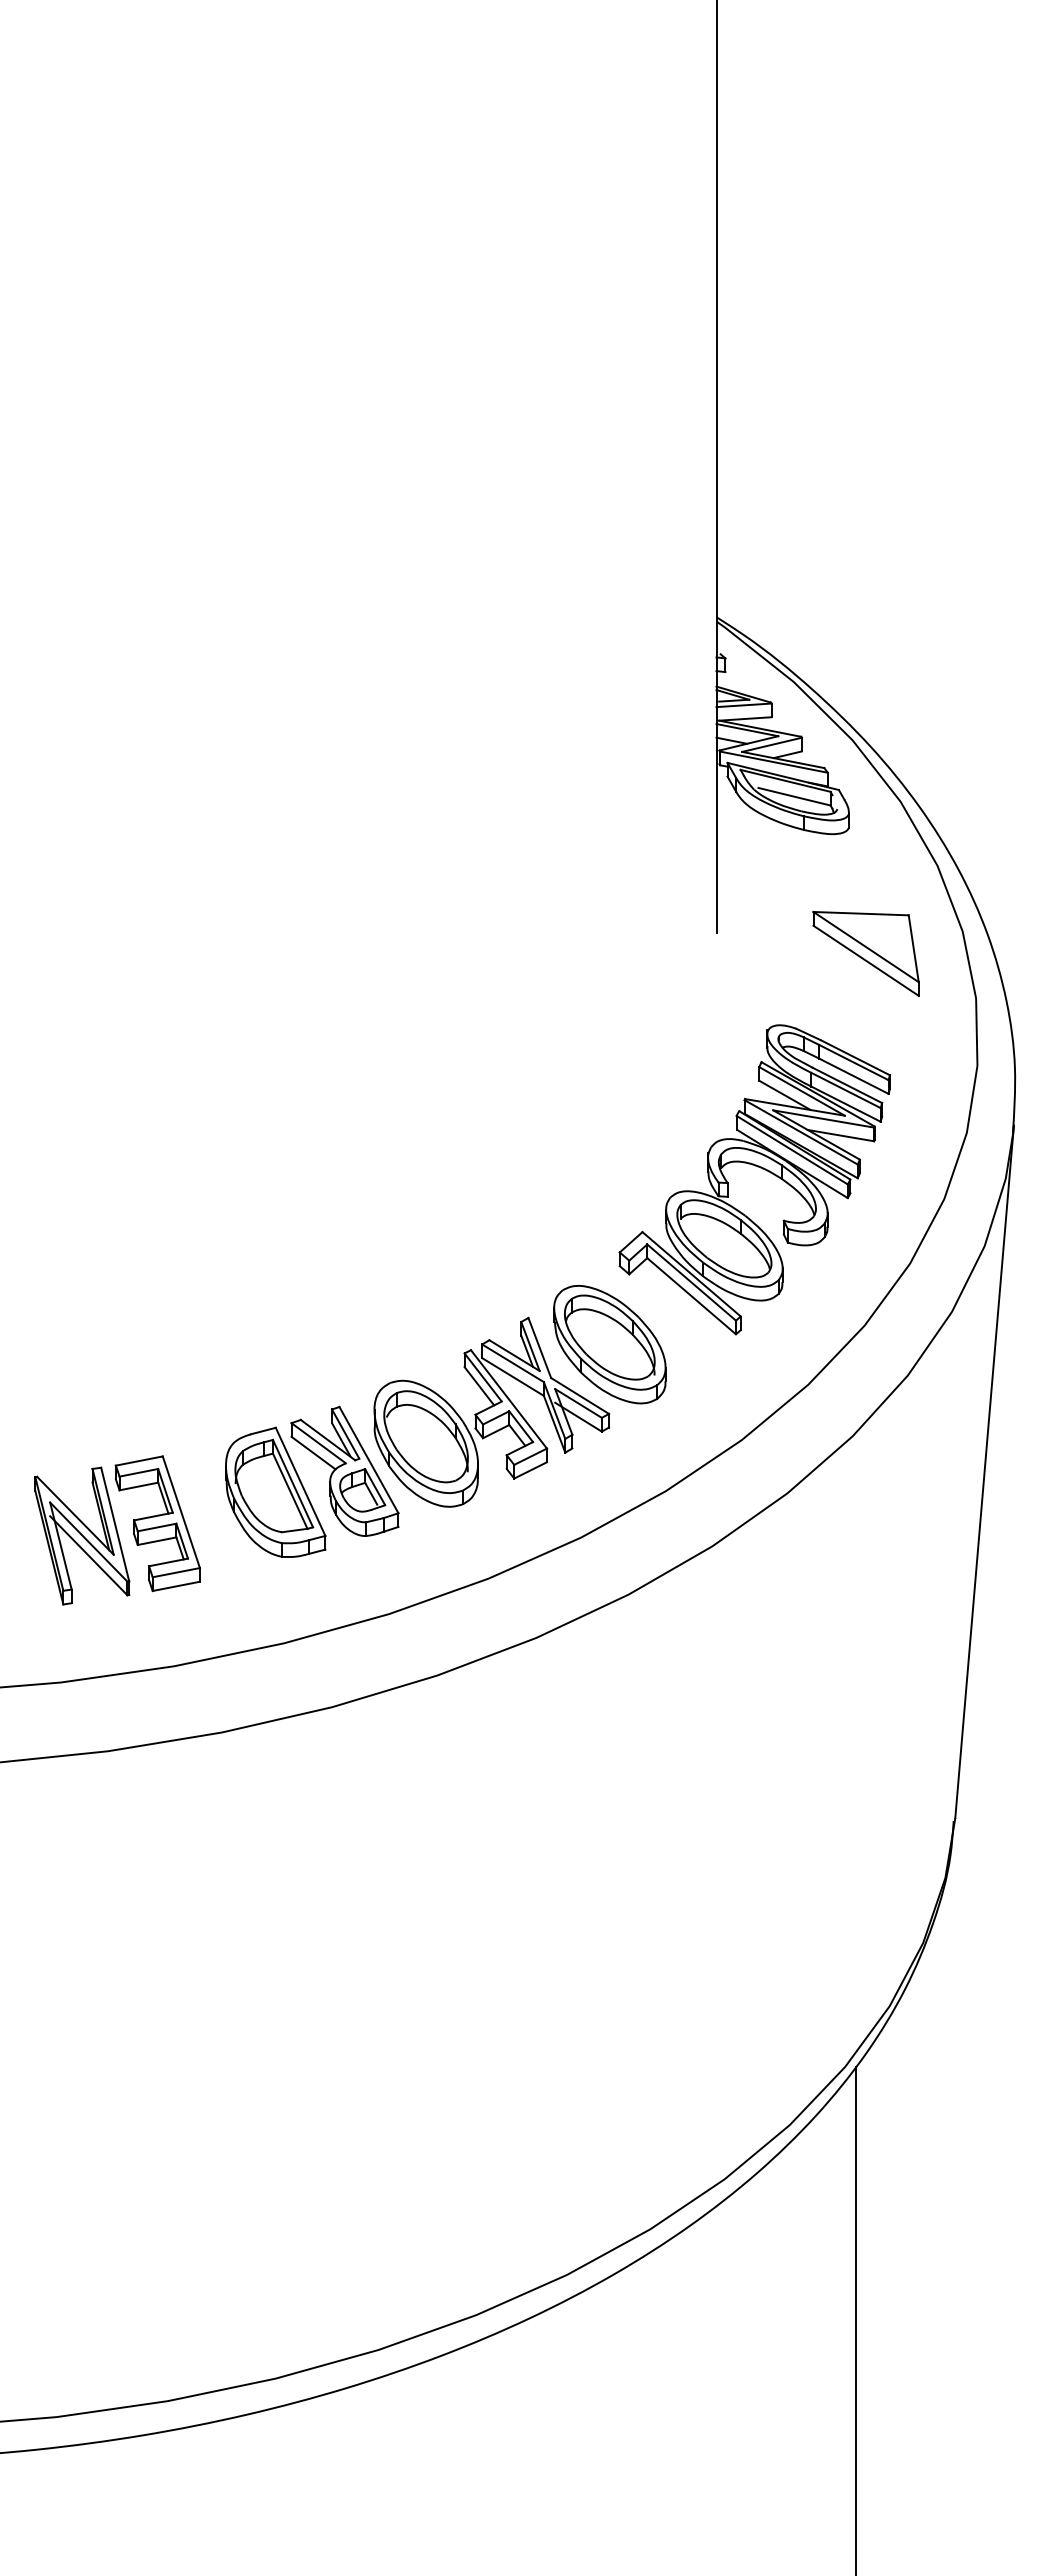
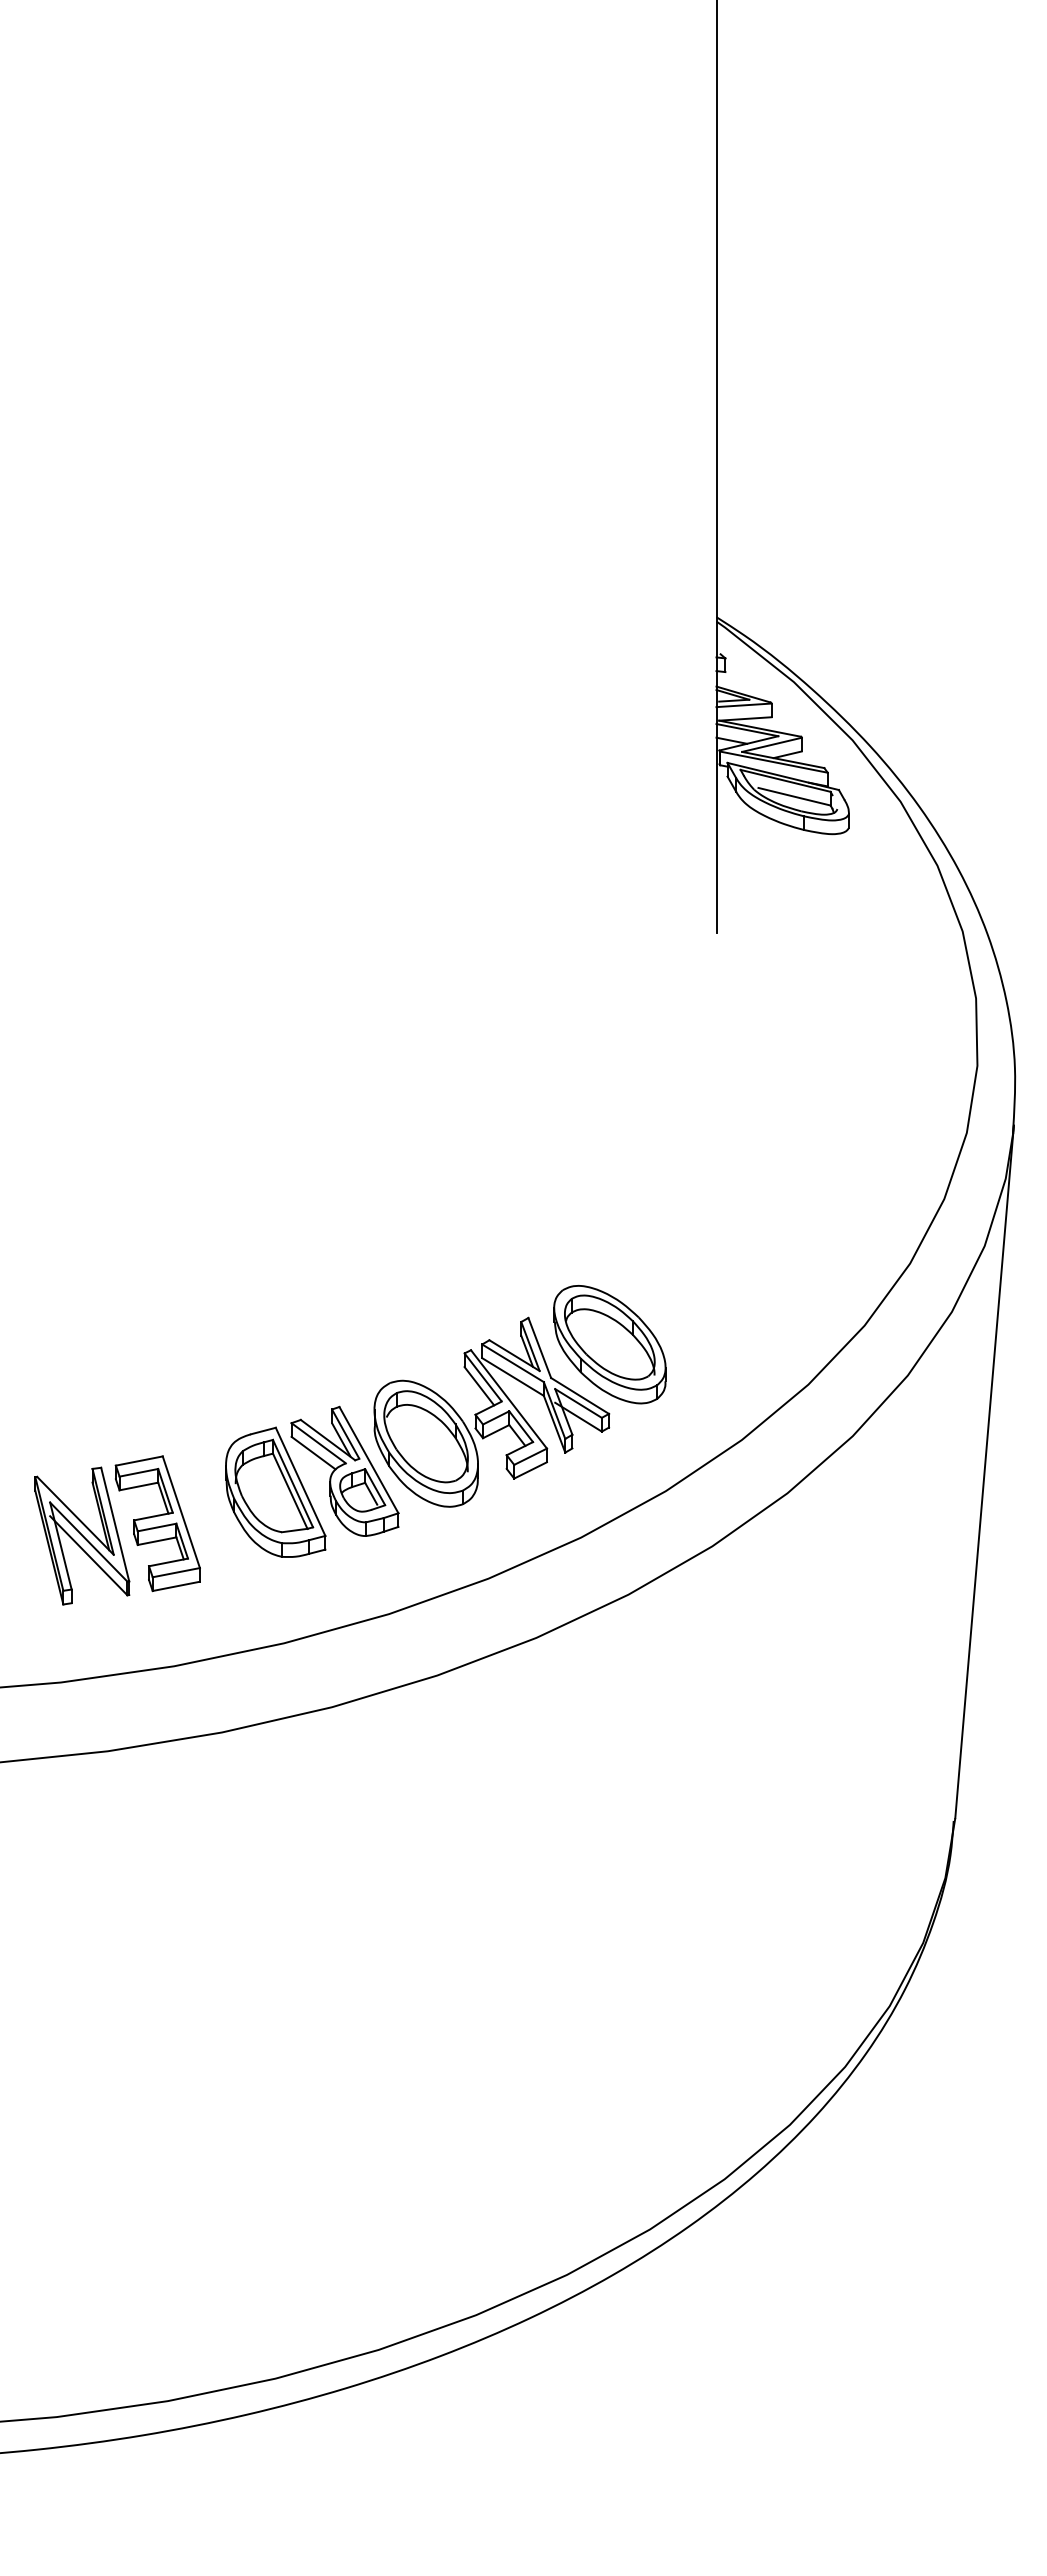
part: present -> none (865, 953)
part: present -> none (757, 1167)
line: present -> none (855, 2319)
